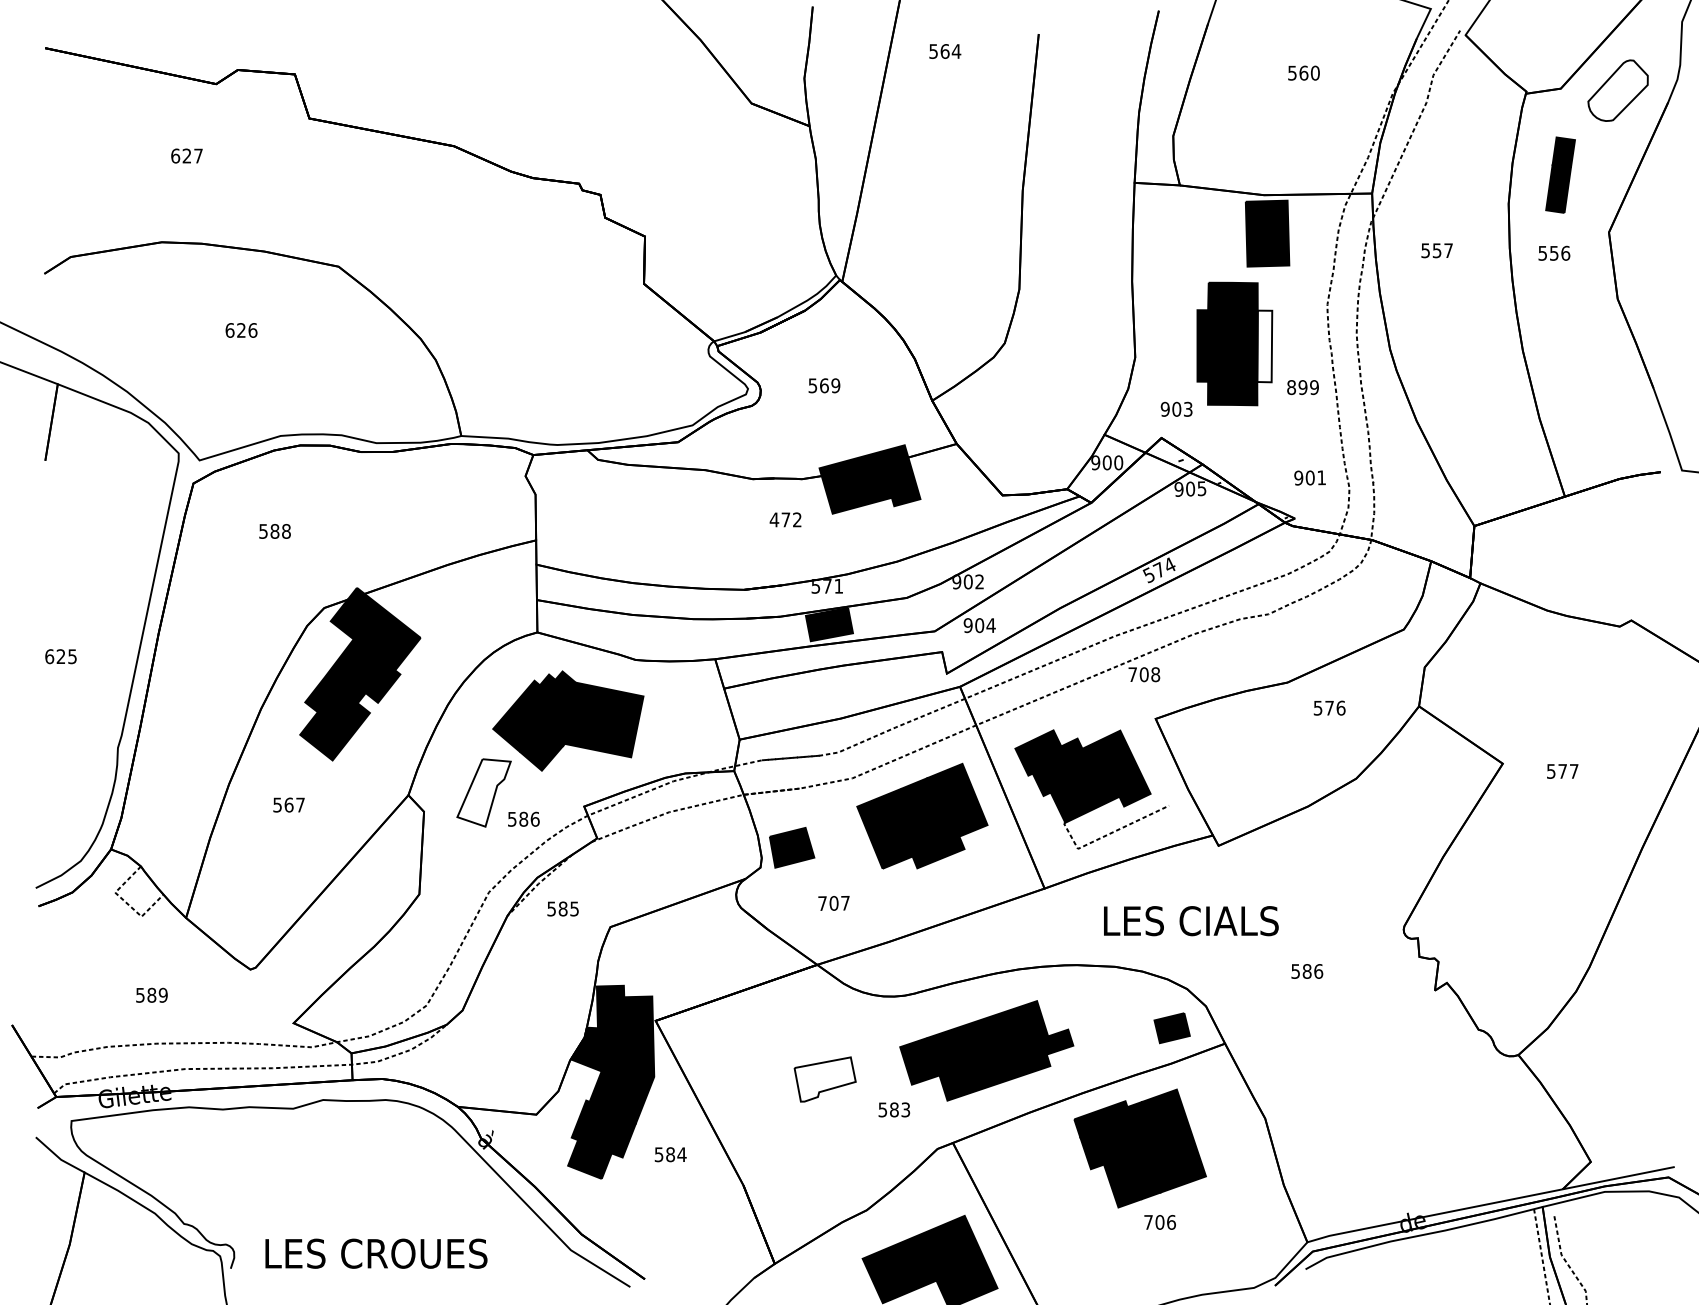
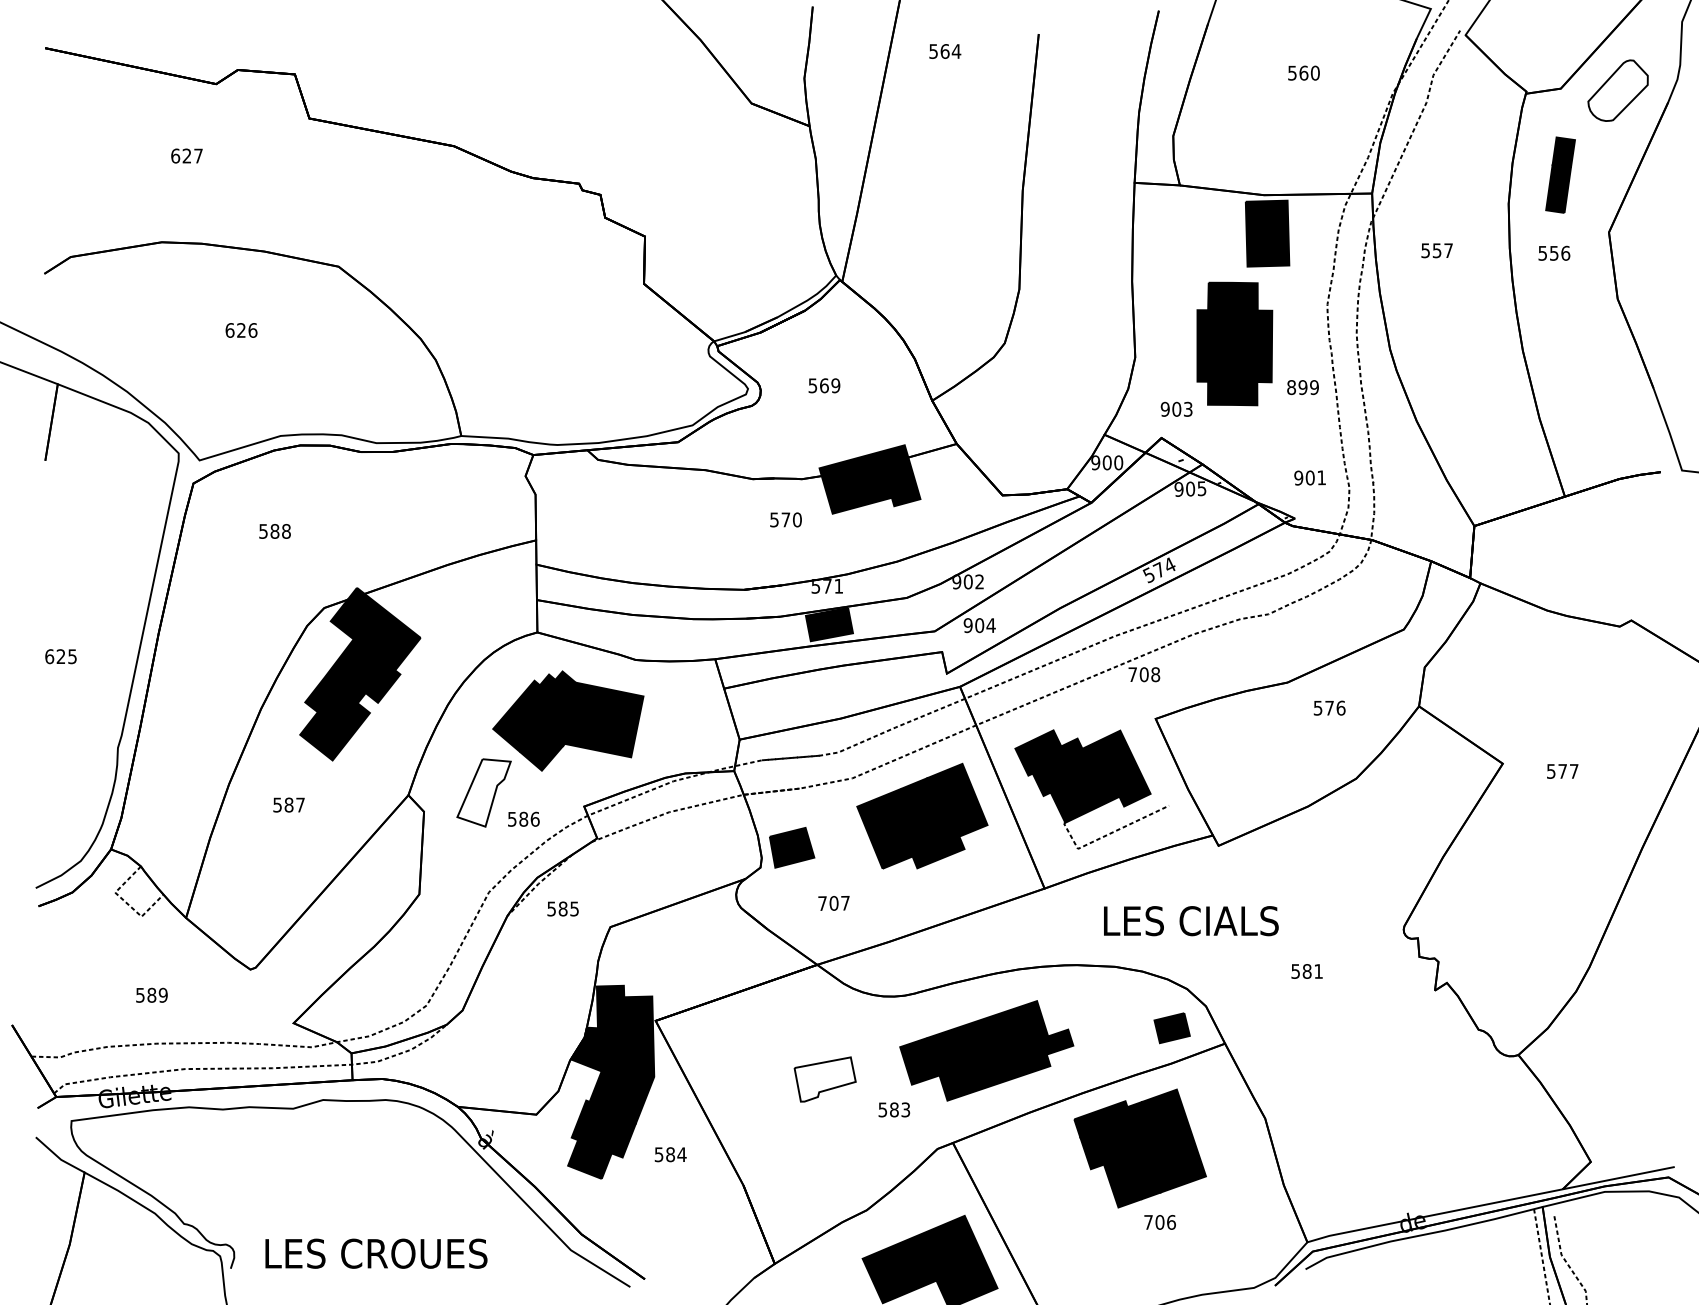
fill: none -> present (1264, 346)
text: 472 -> 570 (785, 519)
text: 567 -> 587 (288, 804)
text: 586 -> 581 (1318, 971)
